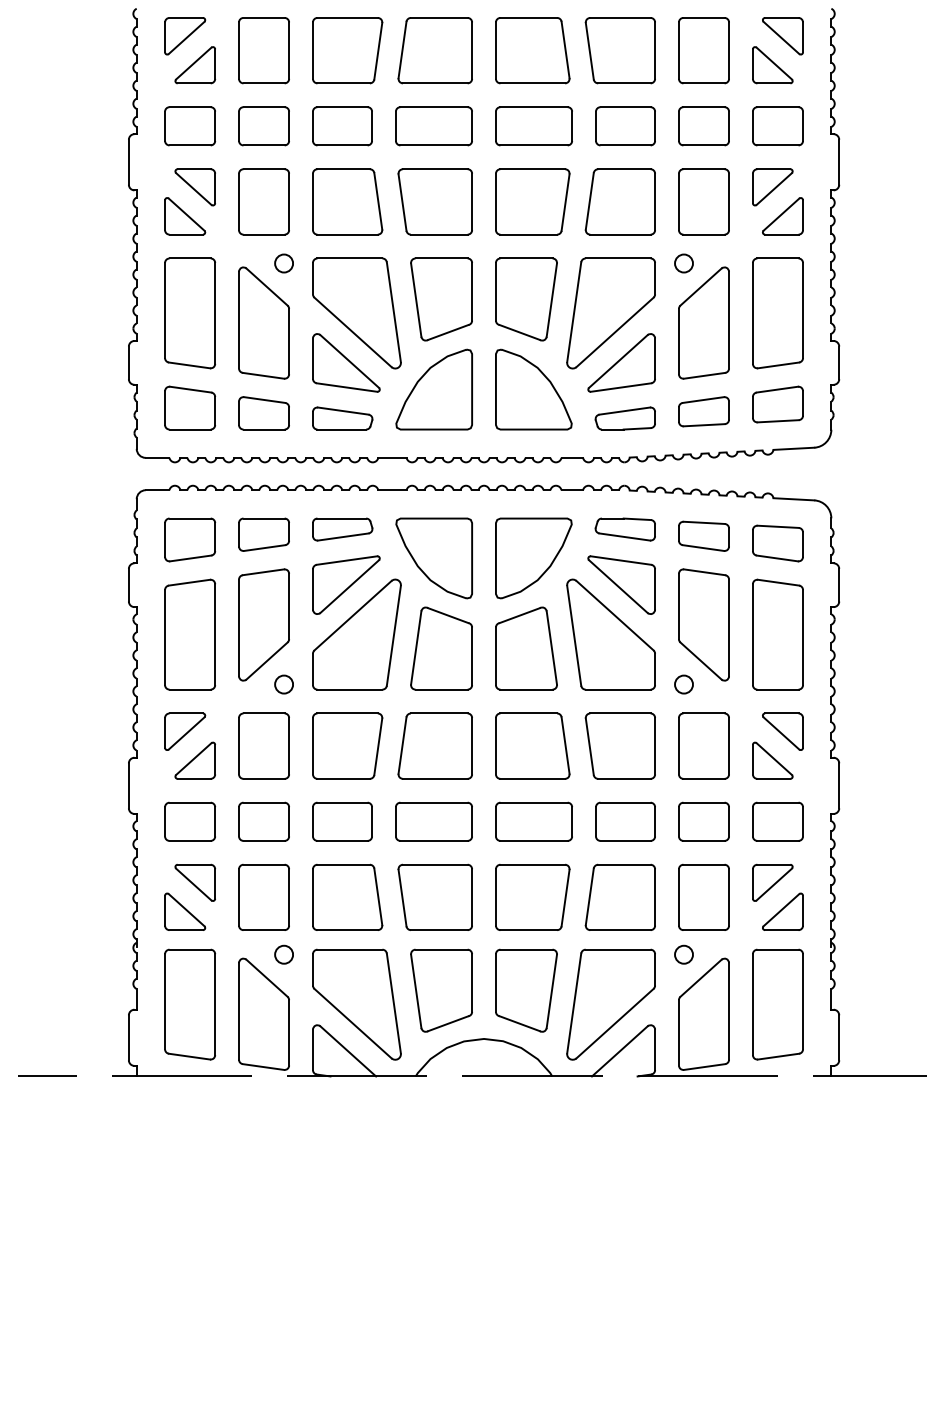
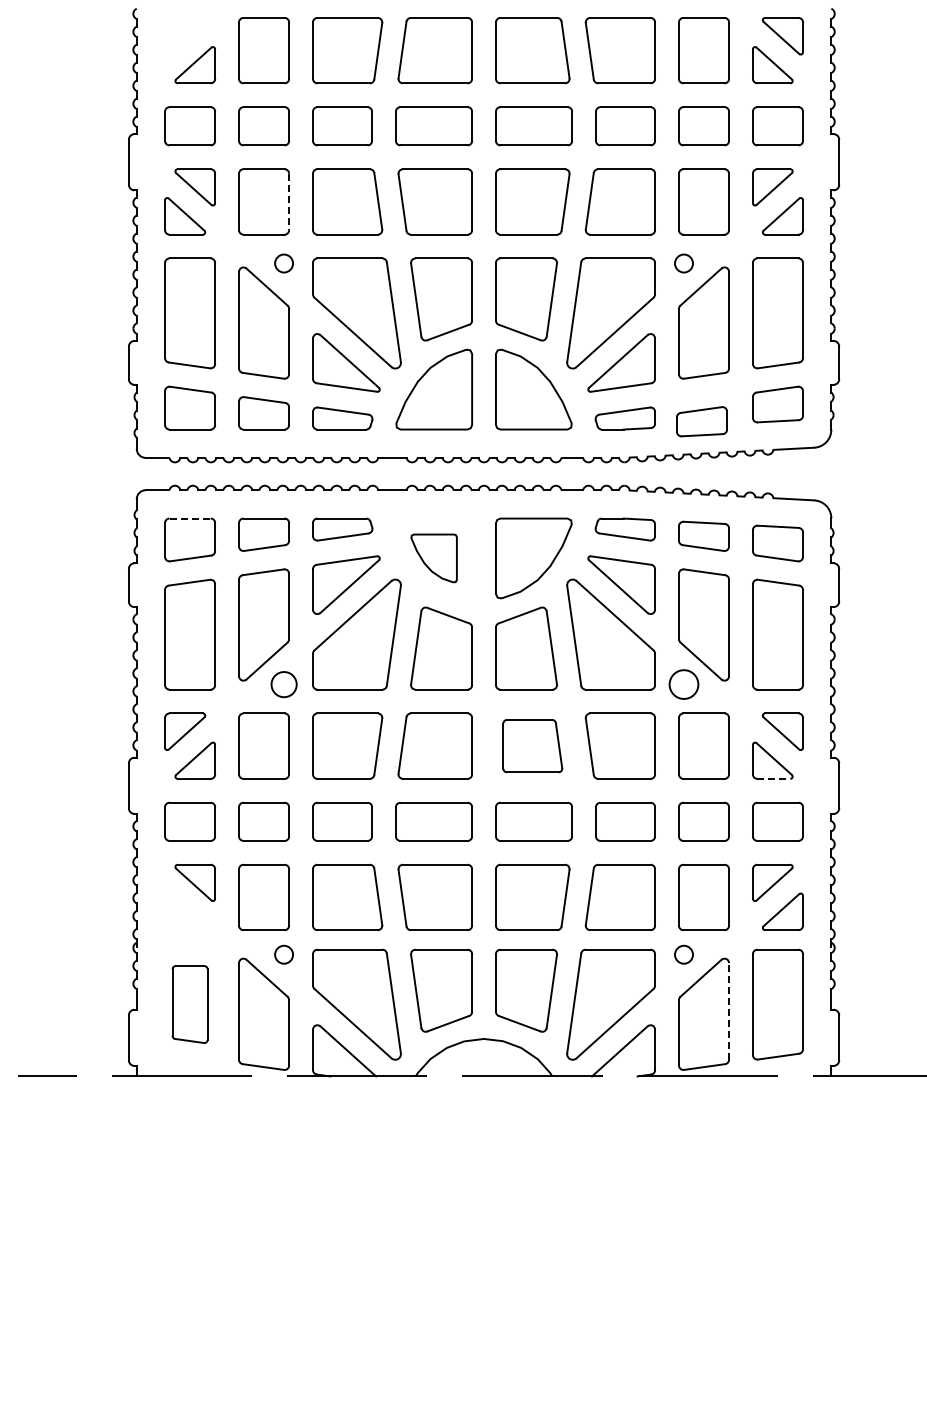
part: present -> none (185, 36)
line: solid -> dashed (289, 202)
part position: (703, 411) -> (701, 421) (701, 421)
line: solid -> dashed (190, 518)
part size: 78x83 px -> 48x51 px (433, 558)
circle size: 20x21 px -> 28x28 px (283, 684)
circle diameter: 18 px -> 29 px (683, 684)
part size: 76x68 px -> 62x55 px (532, 746)
line: solid -> dashed (773, 778)
part: present -> none (185, 911)
part size: 52x113 px -> 38x79 px (189, 1004)
line: solid -> dashed (729, 1010)
